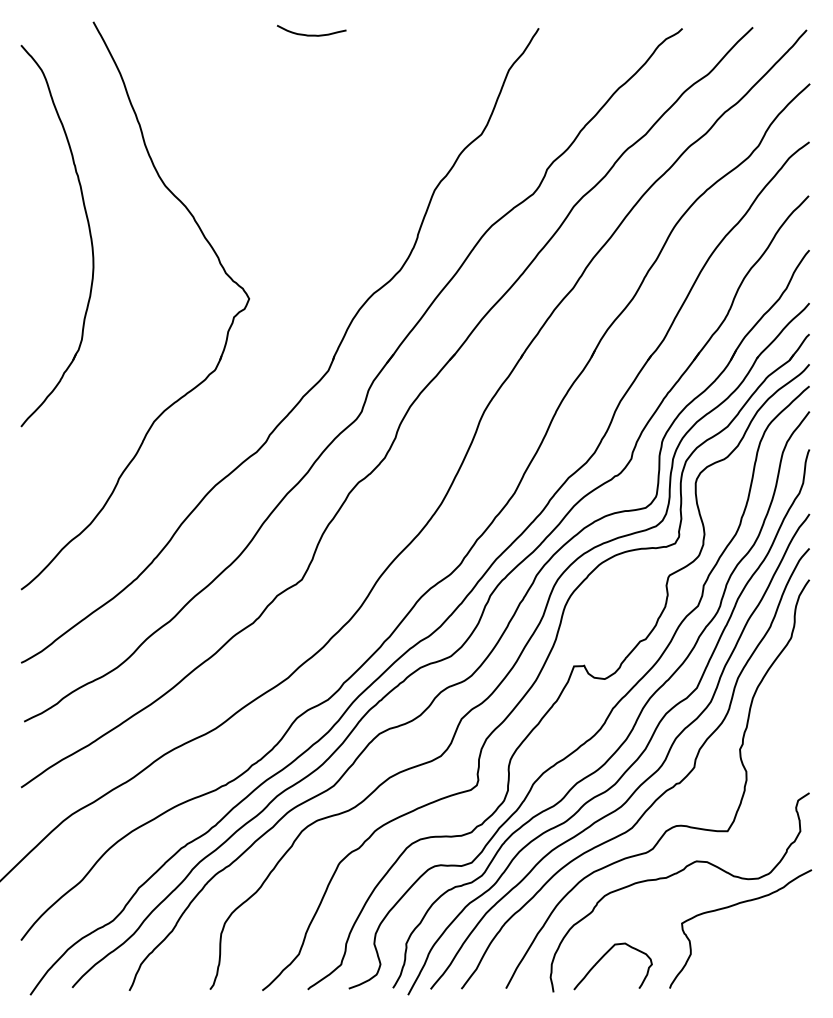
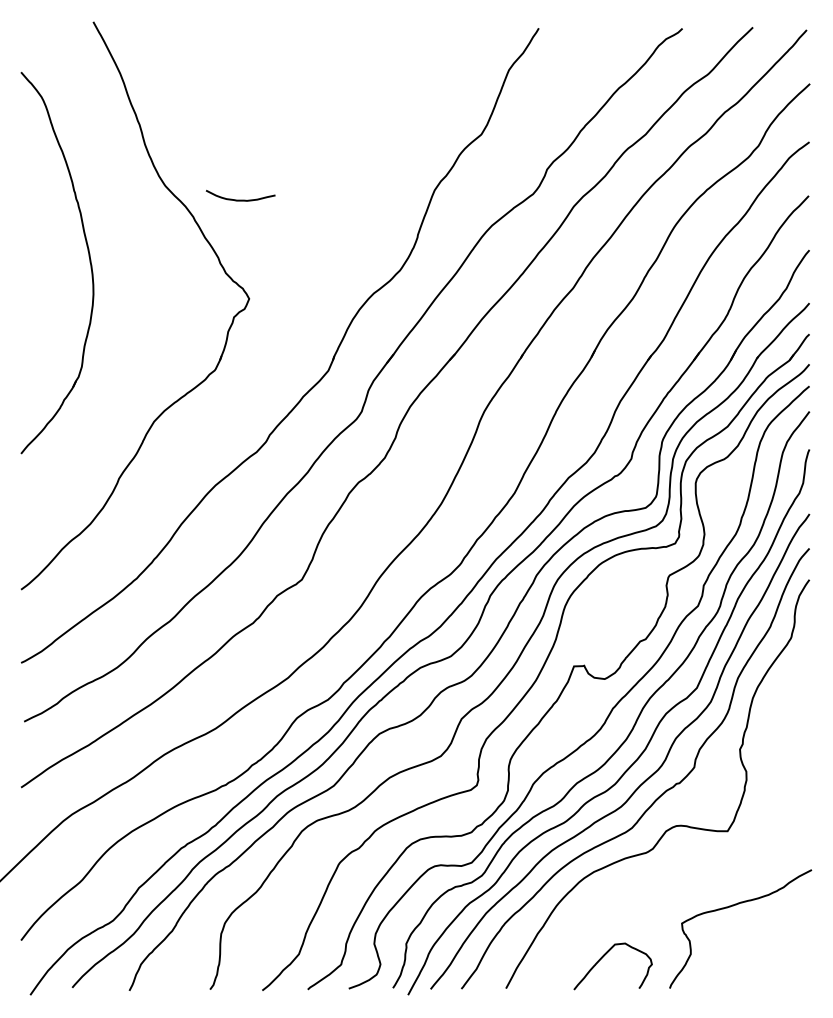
curve position: (311, 34) -> (240, 199) (240, 199)
part position: (88, 229) -> (88, 256) (88, 256)
curve: present -> none (671, 876)
